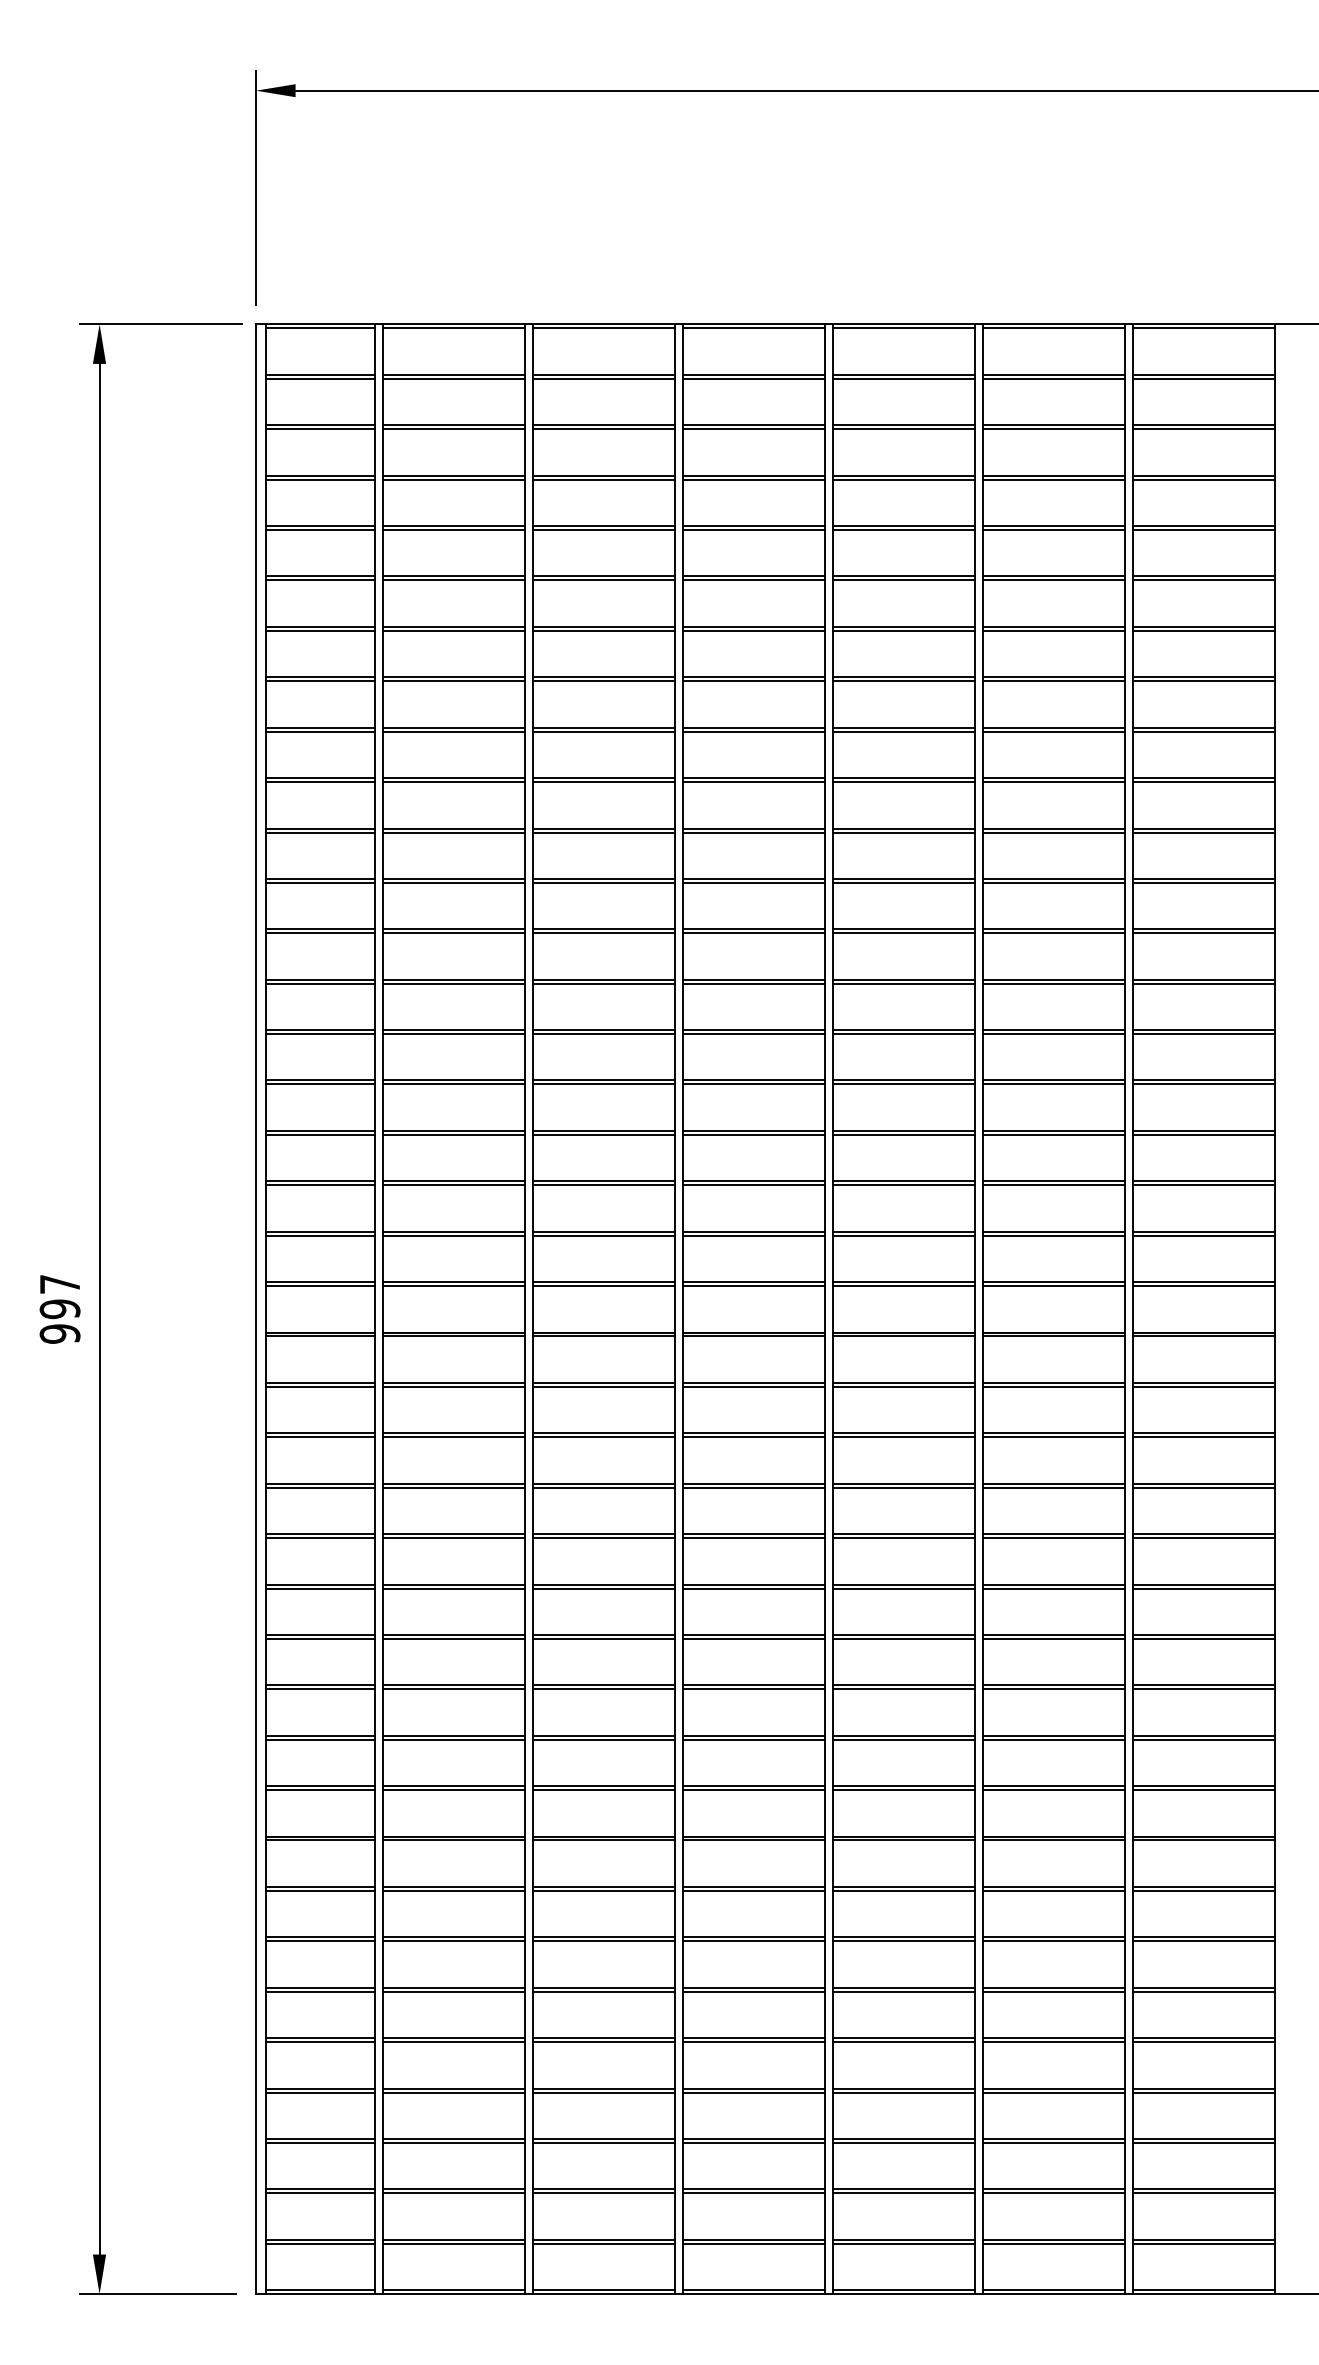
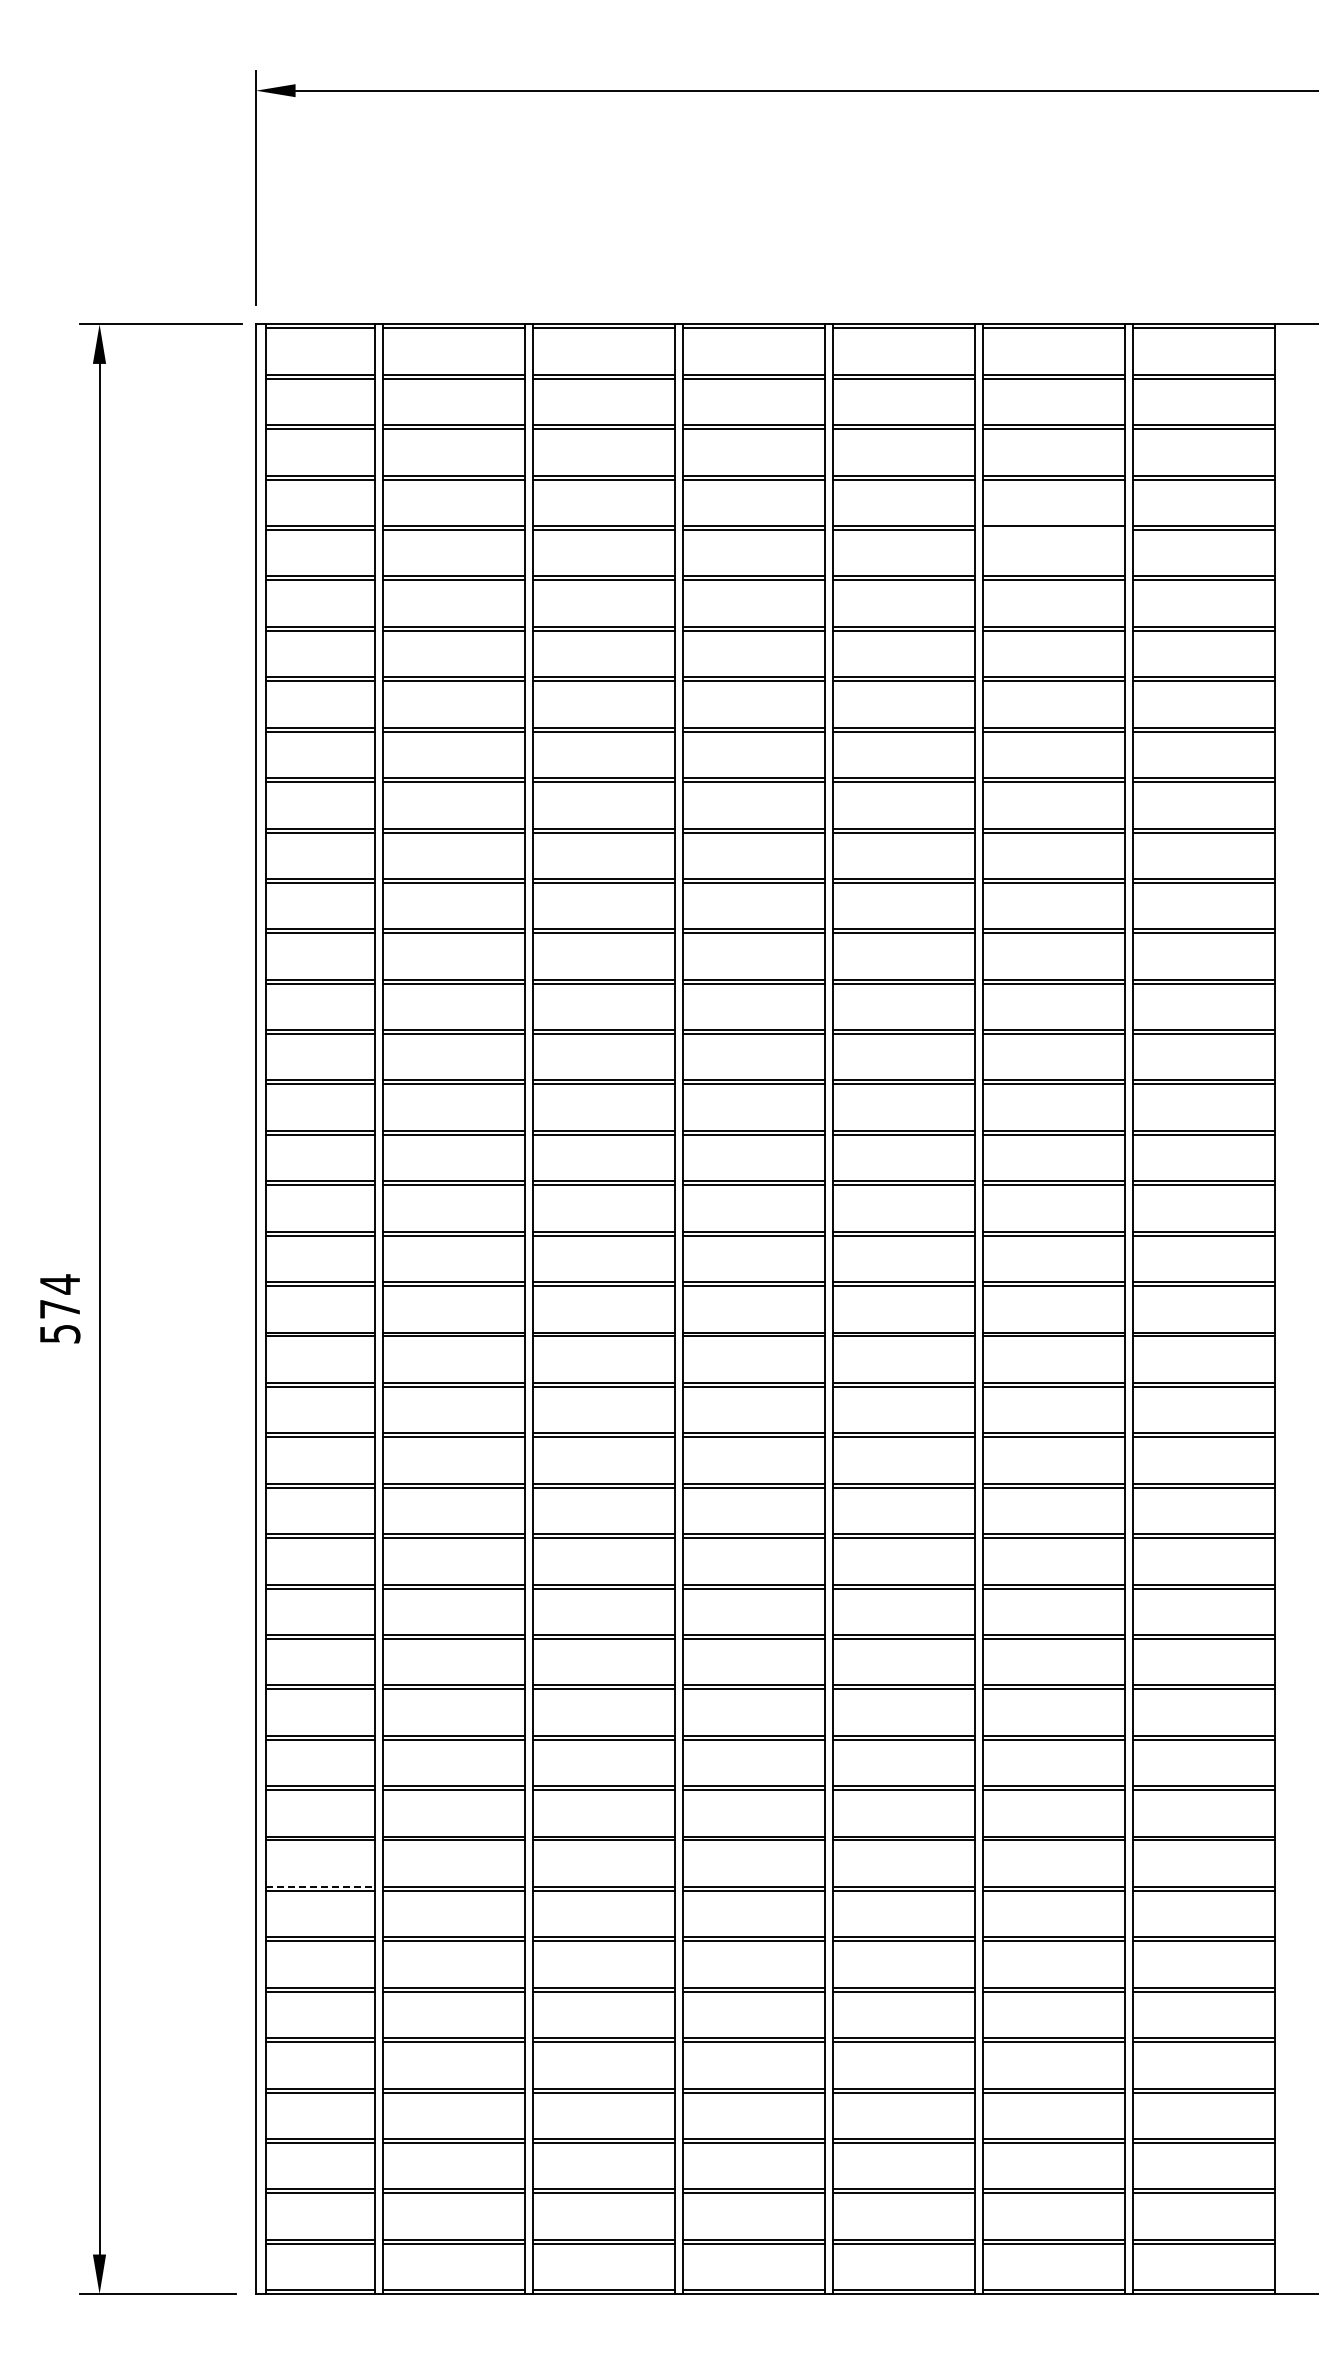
line: present -> none (1054, 530)
text: 997 -> 574 (59, 1308)
line: solid -> dashed (320, 1886)
